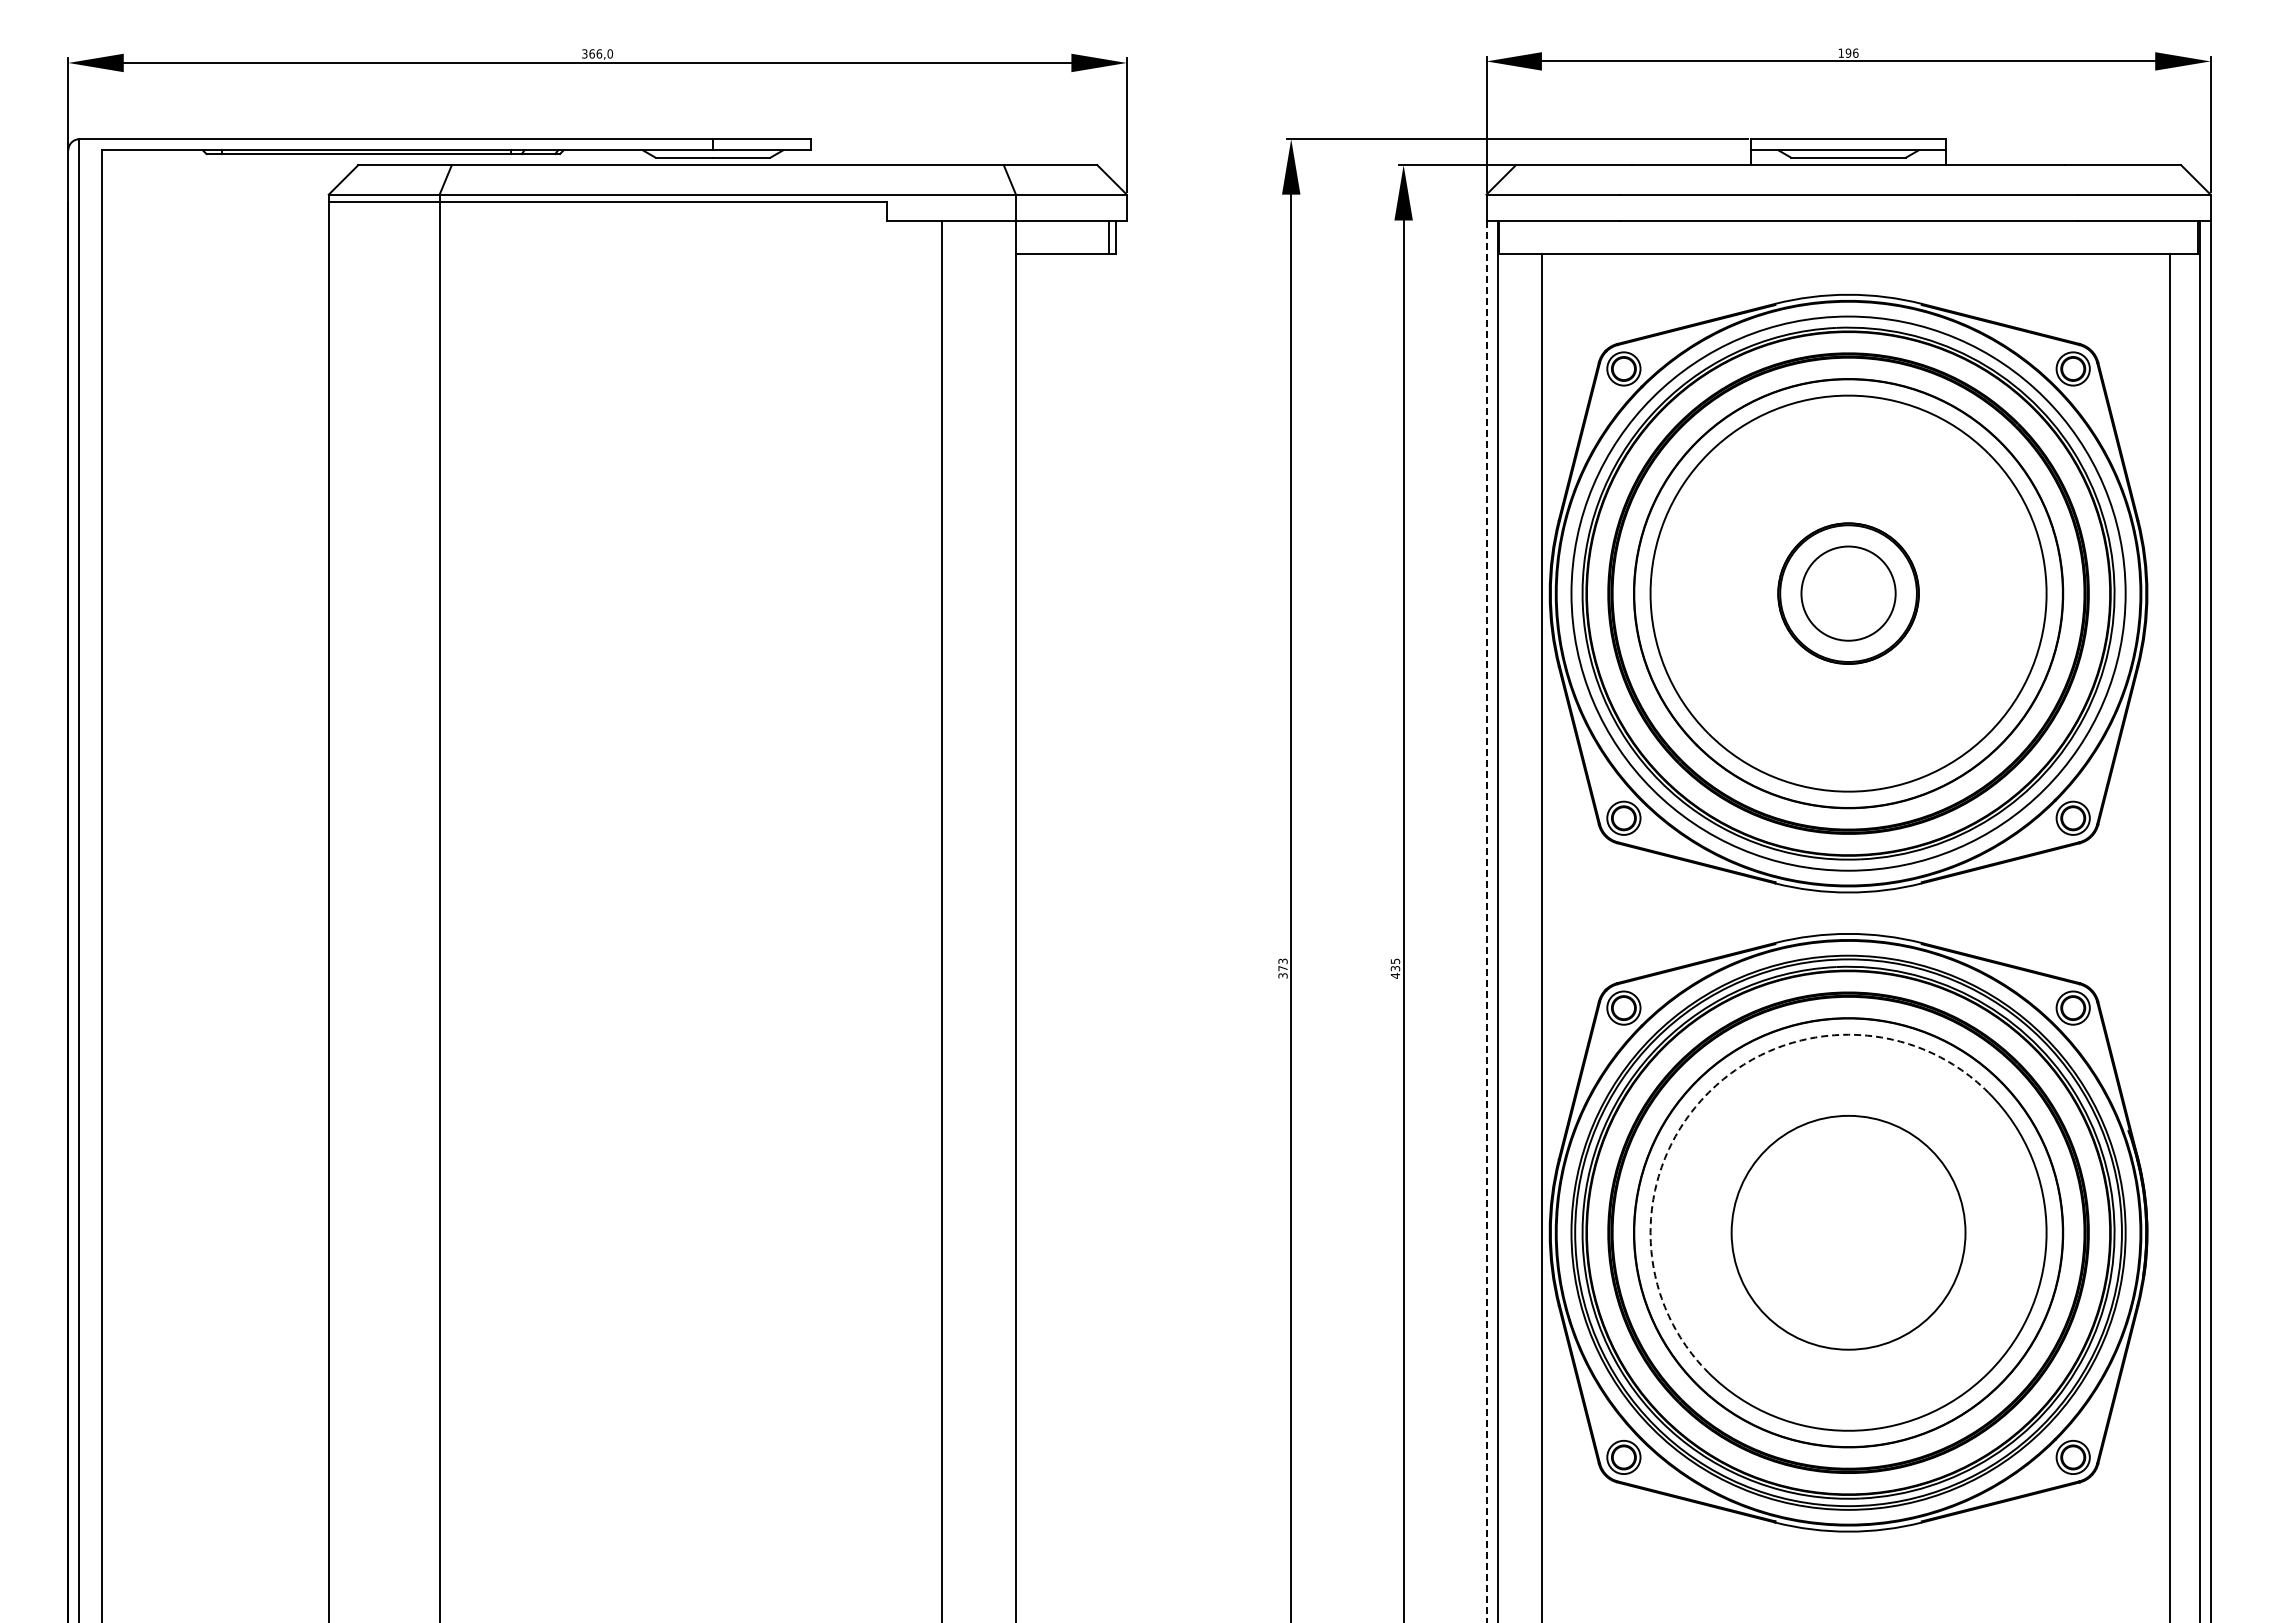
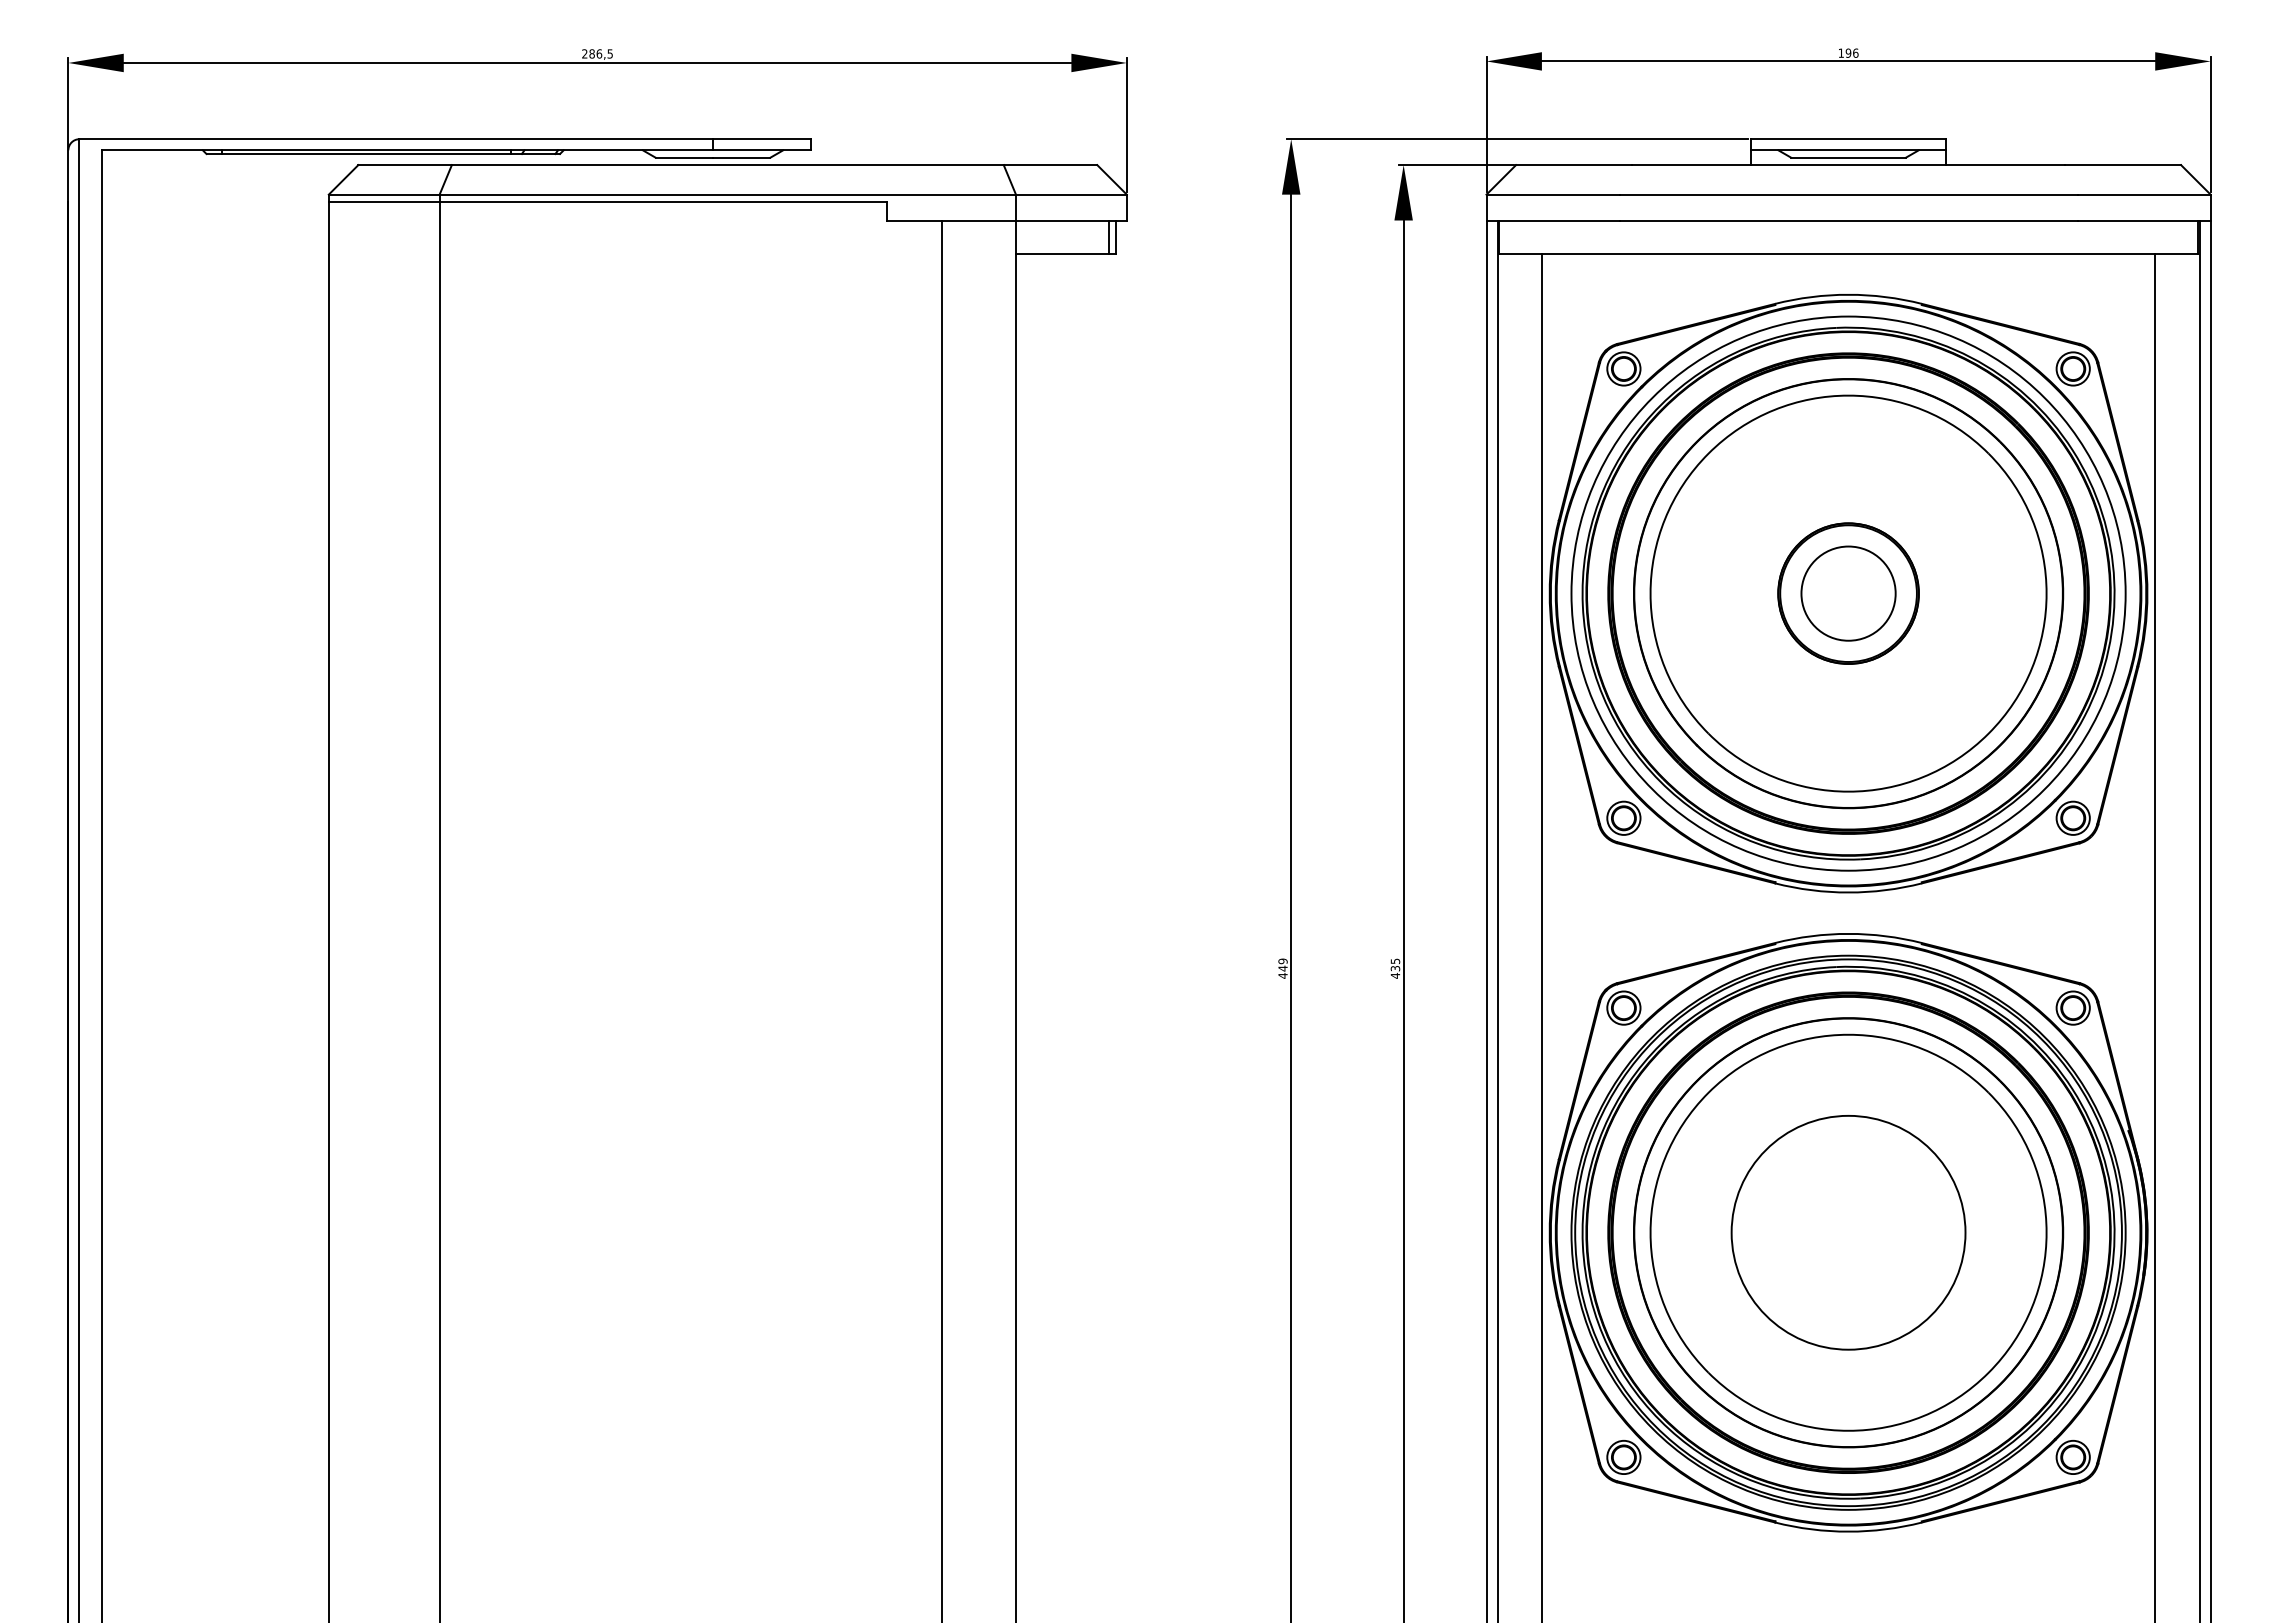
text: 366,0 -> 286,5 (597, 53)
line: dashed -> solid (1486, 922)
line position: (2170, 936) -> (2155, 936) (2155, 936)
text: 373 -> 449 (1282, 968)
arc: dashed -> solid (1708, 1092)
